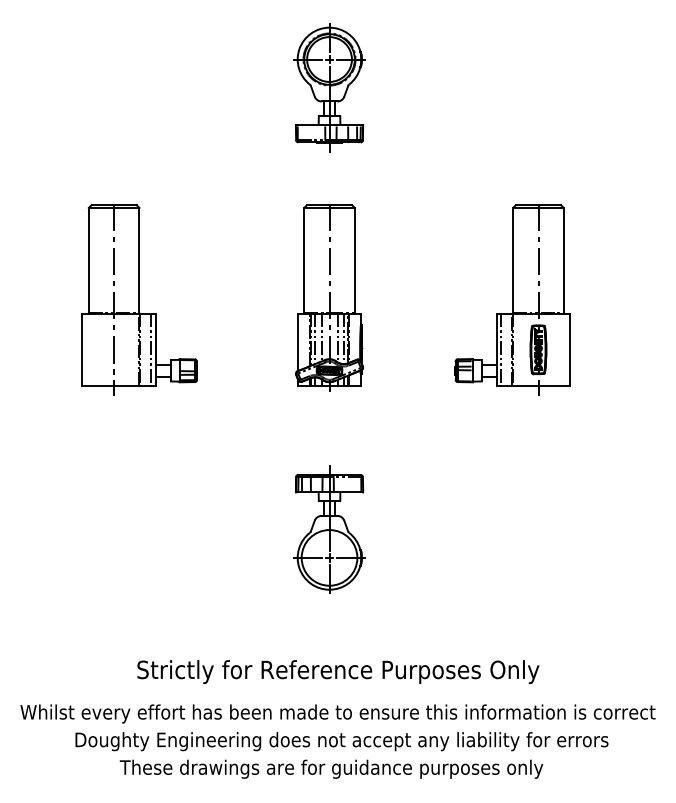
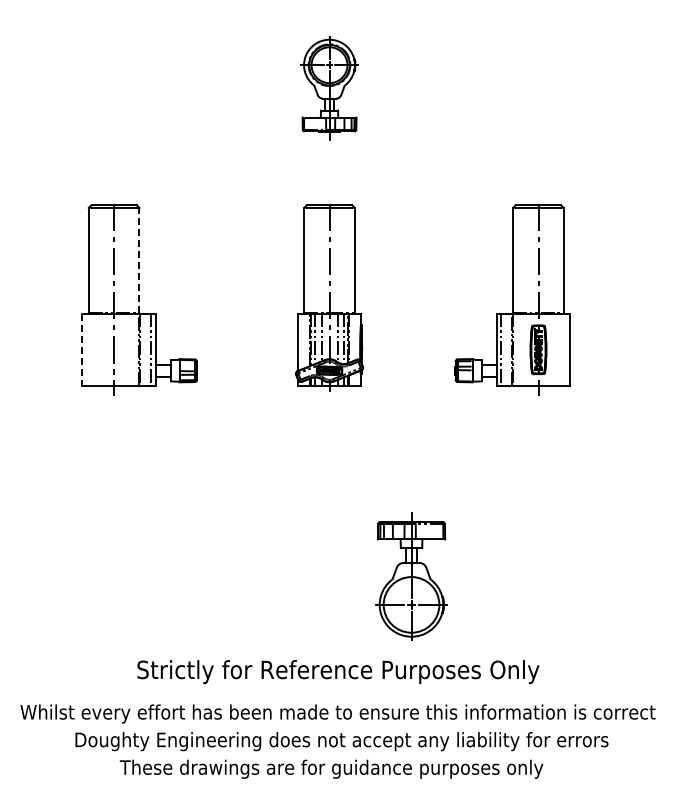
part size: 73x130 px -> 59x105 px (329, 88)
line: solid -> dashed (139, 259)
line: solid -> dashed (82, 350)
part position: (329, 529) -> (411, 576) (411, 576)
